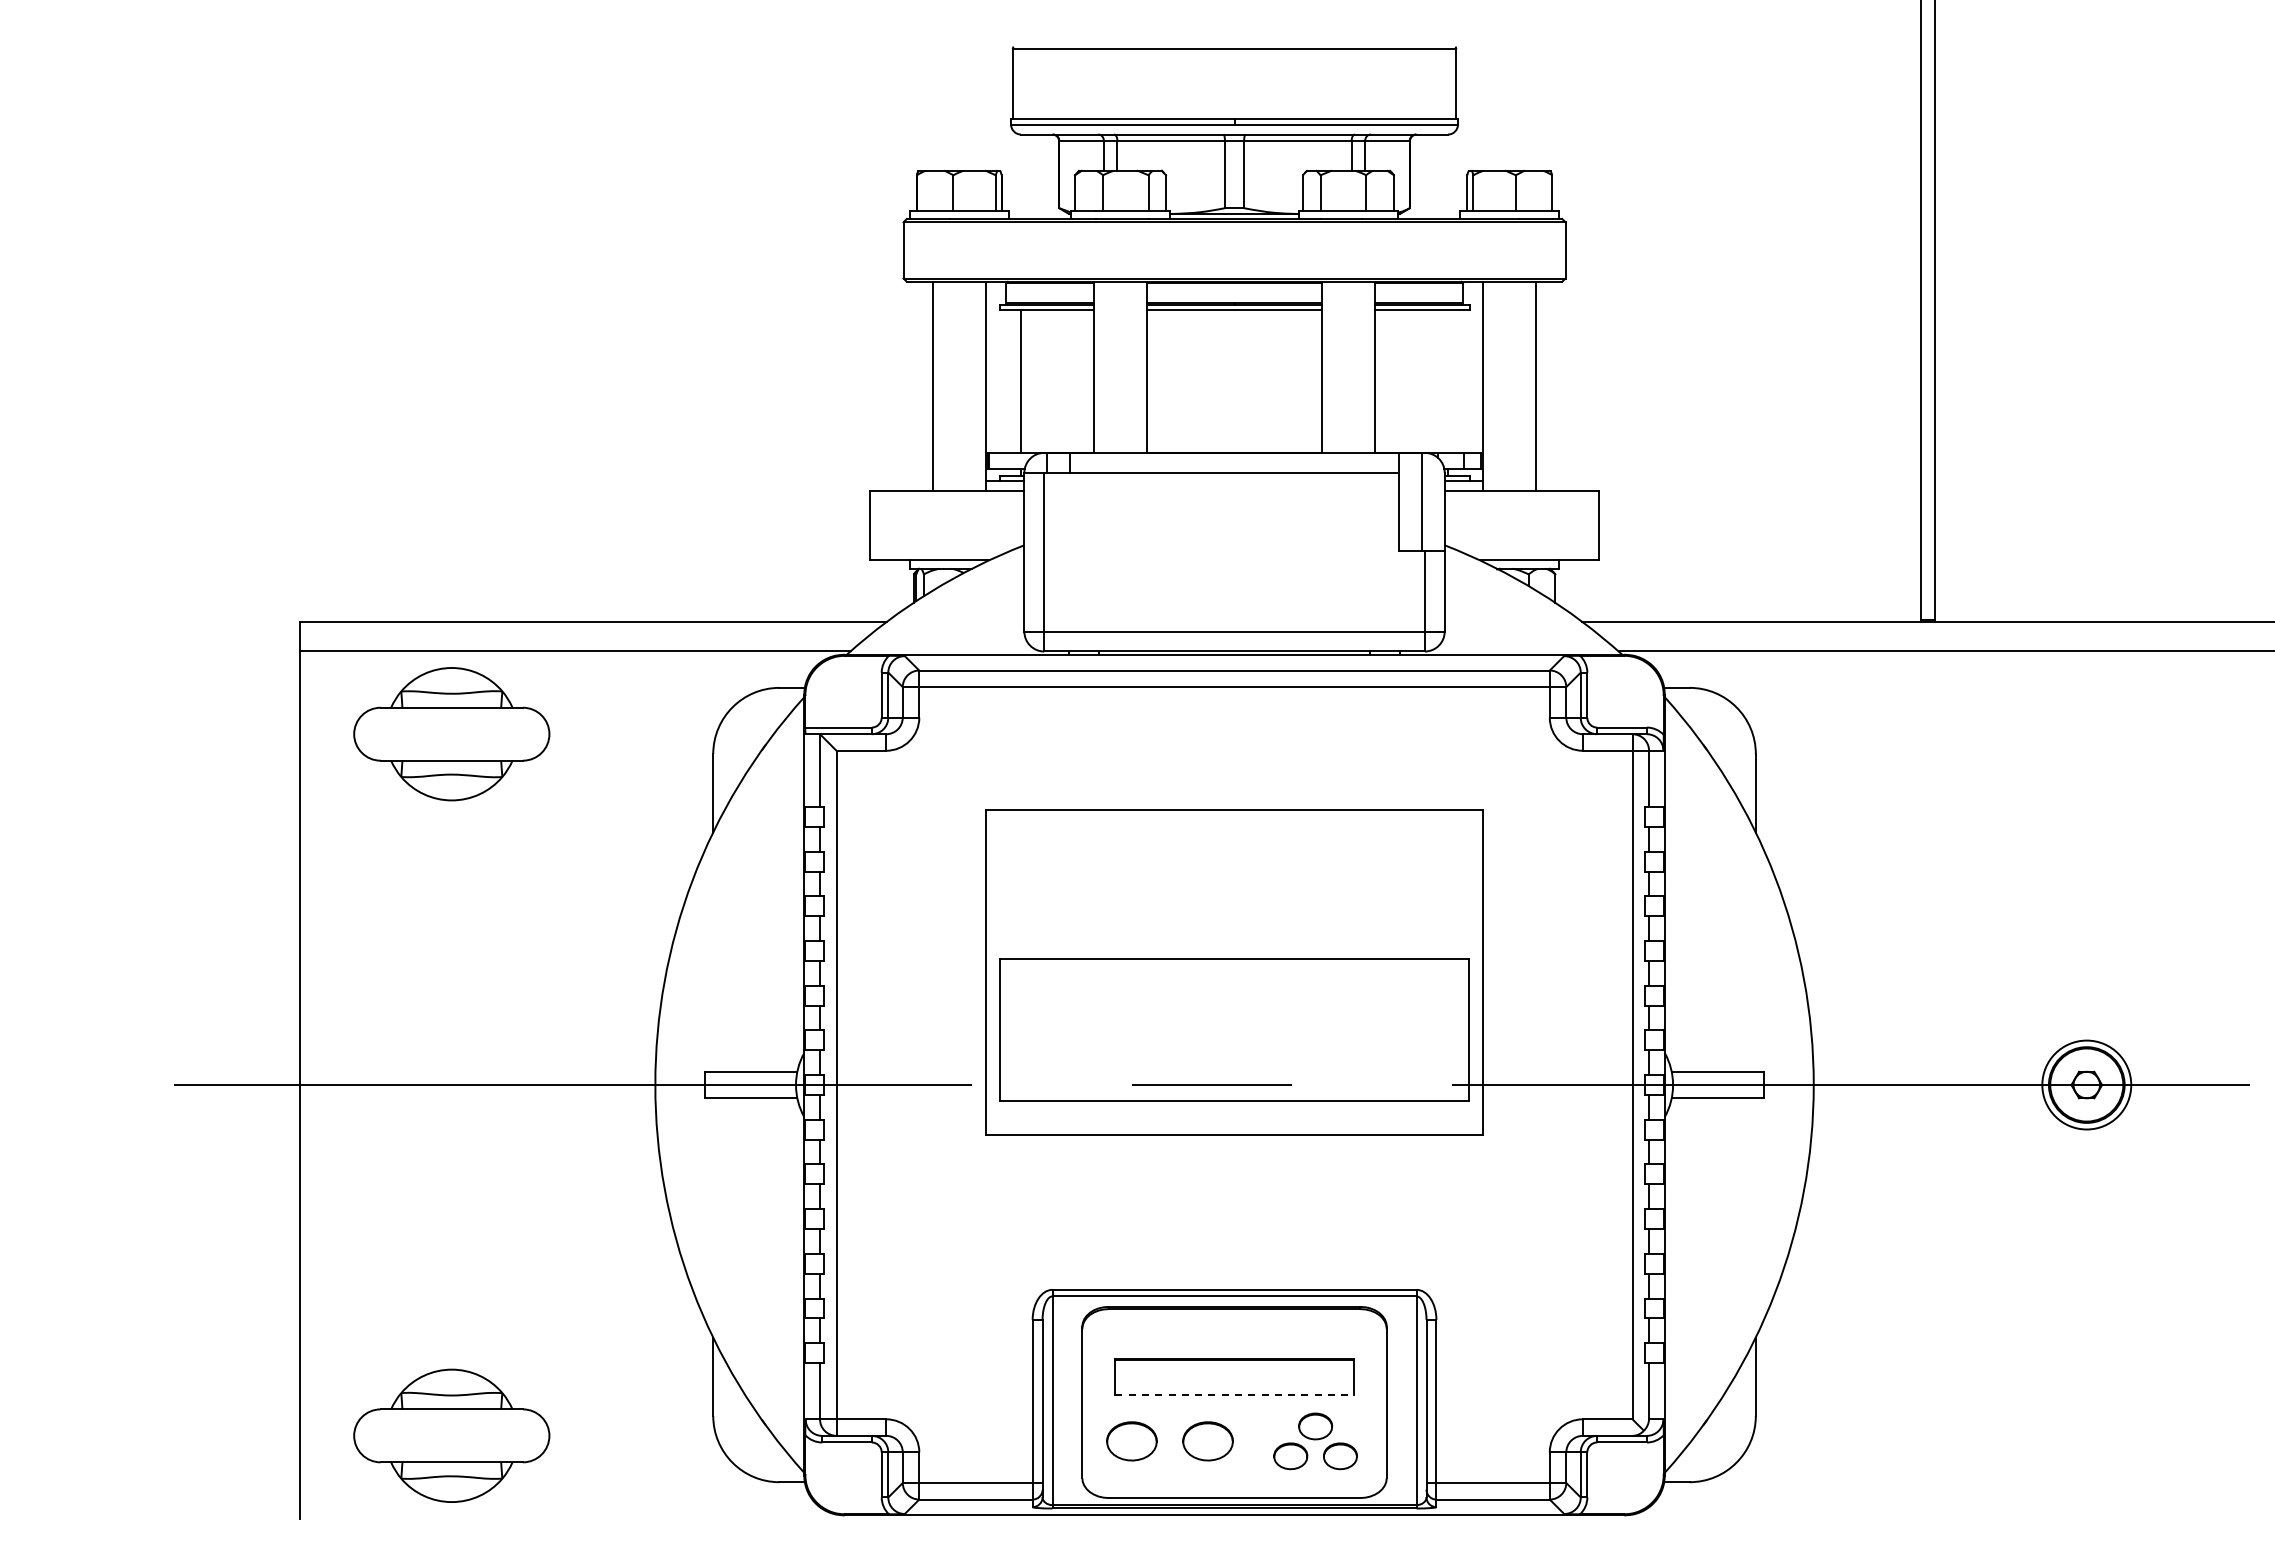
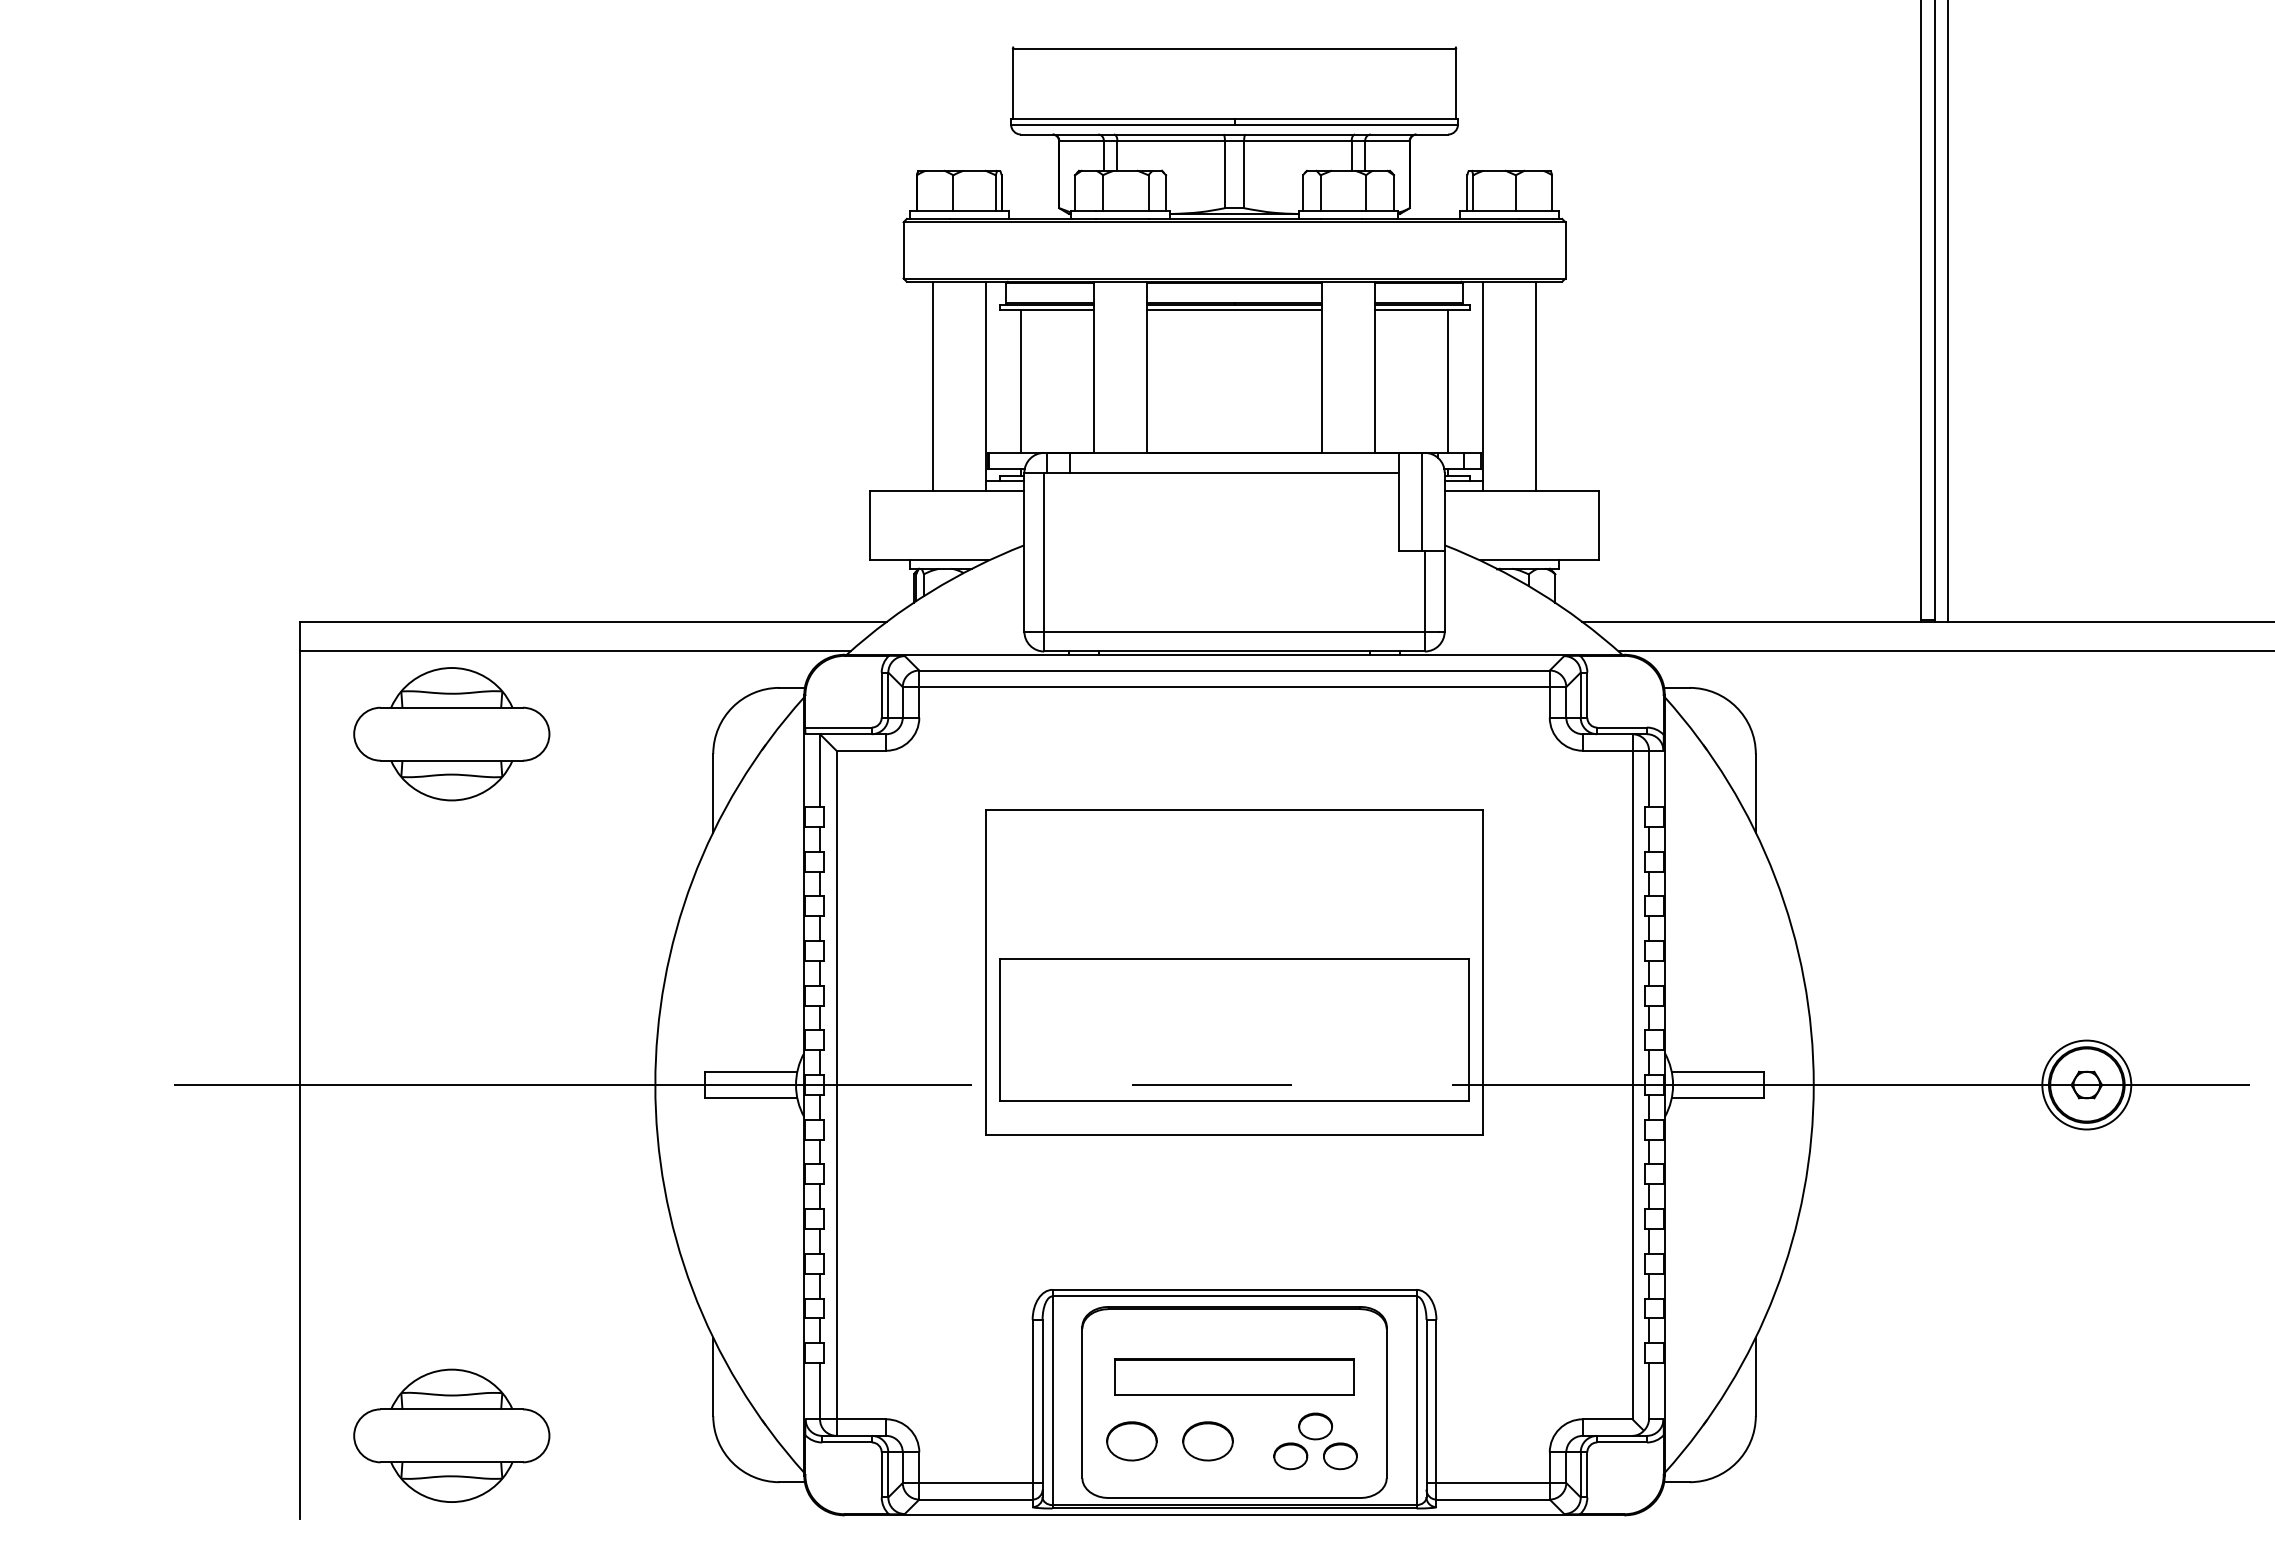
line: none -> present (1947, 311)
line: none -> present (1448, 381)
line: dashed -> solid (1235, 1394)
